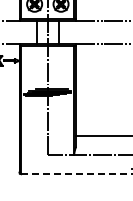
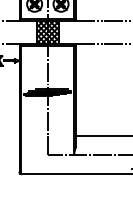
hatch: none -> present (47, 32)
line: dashed -> solid (77, 174)
